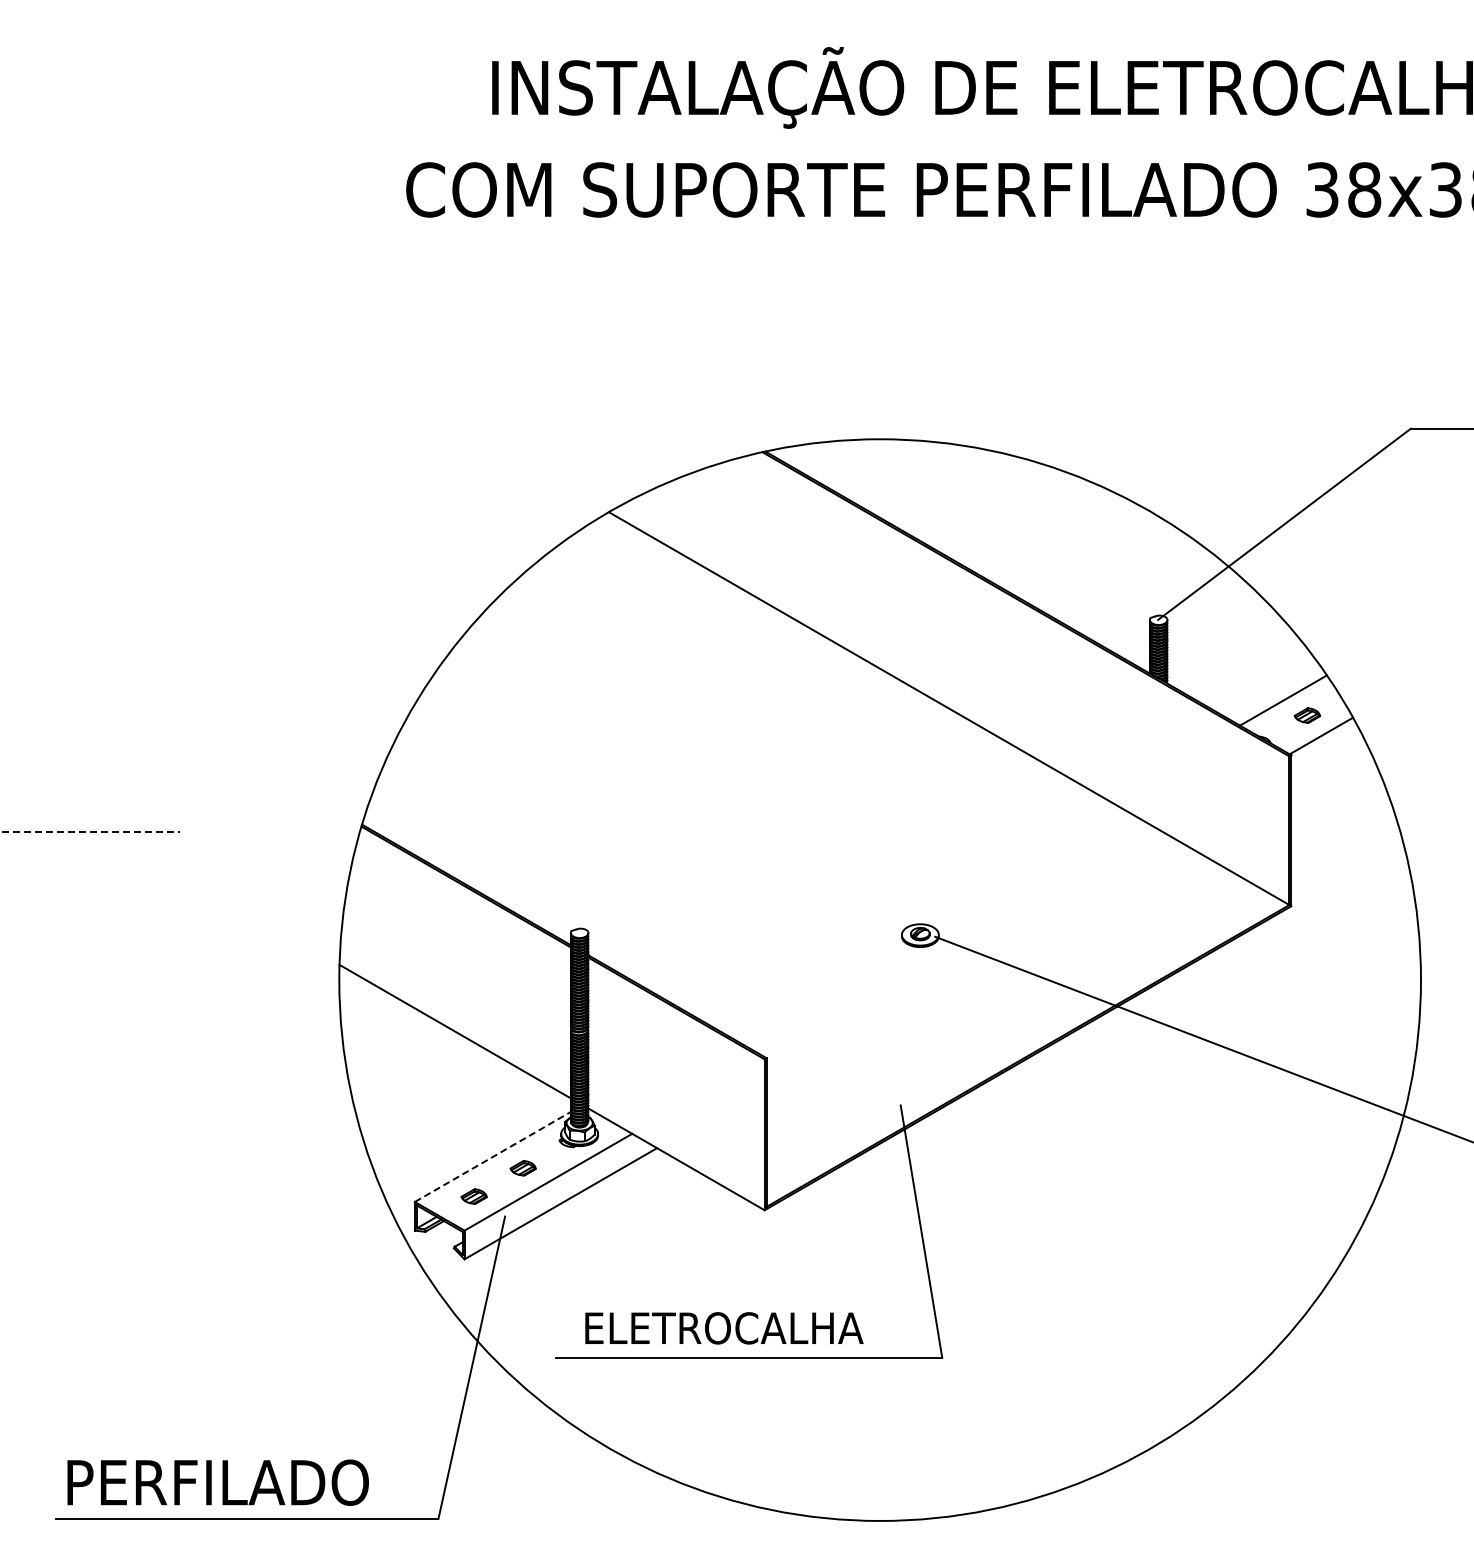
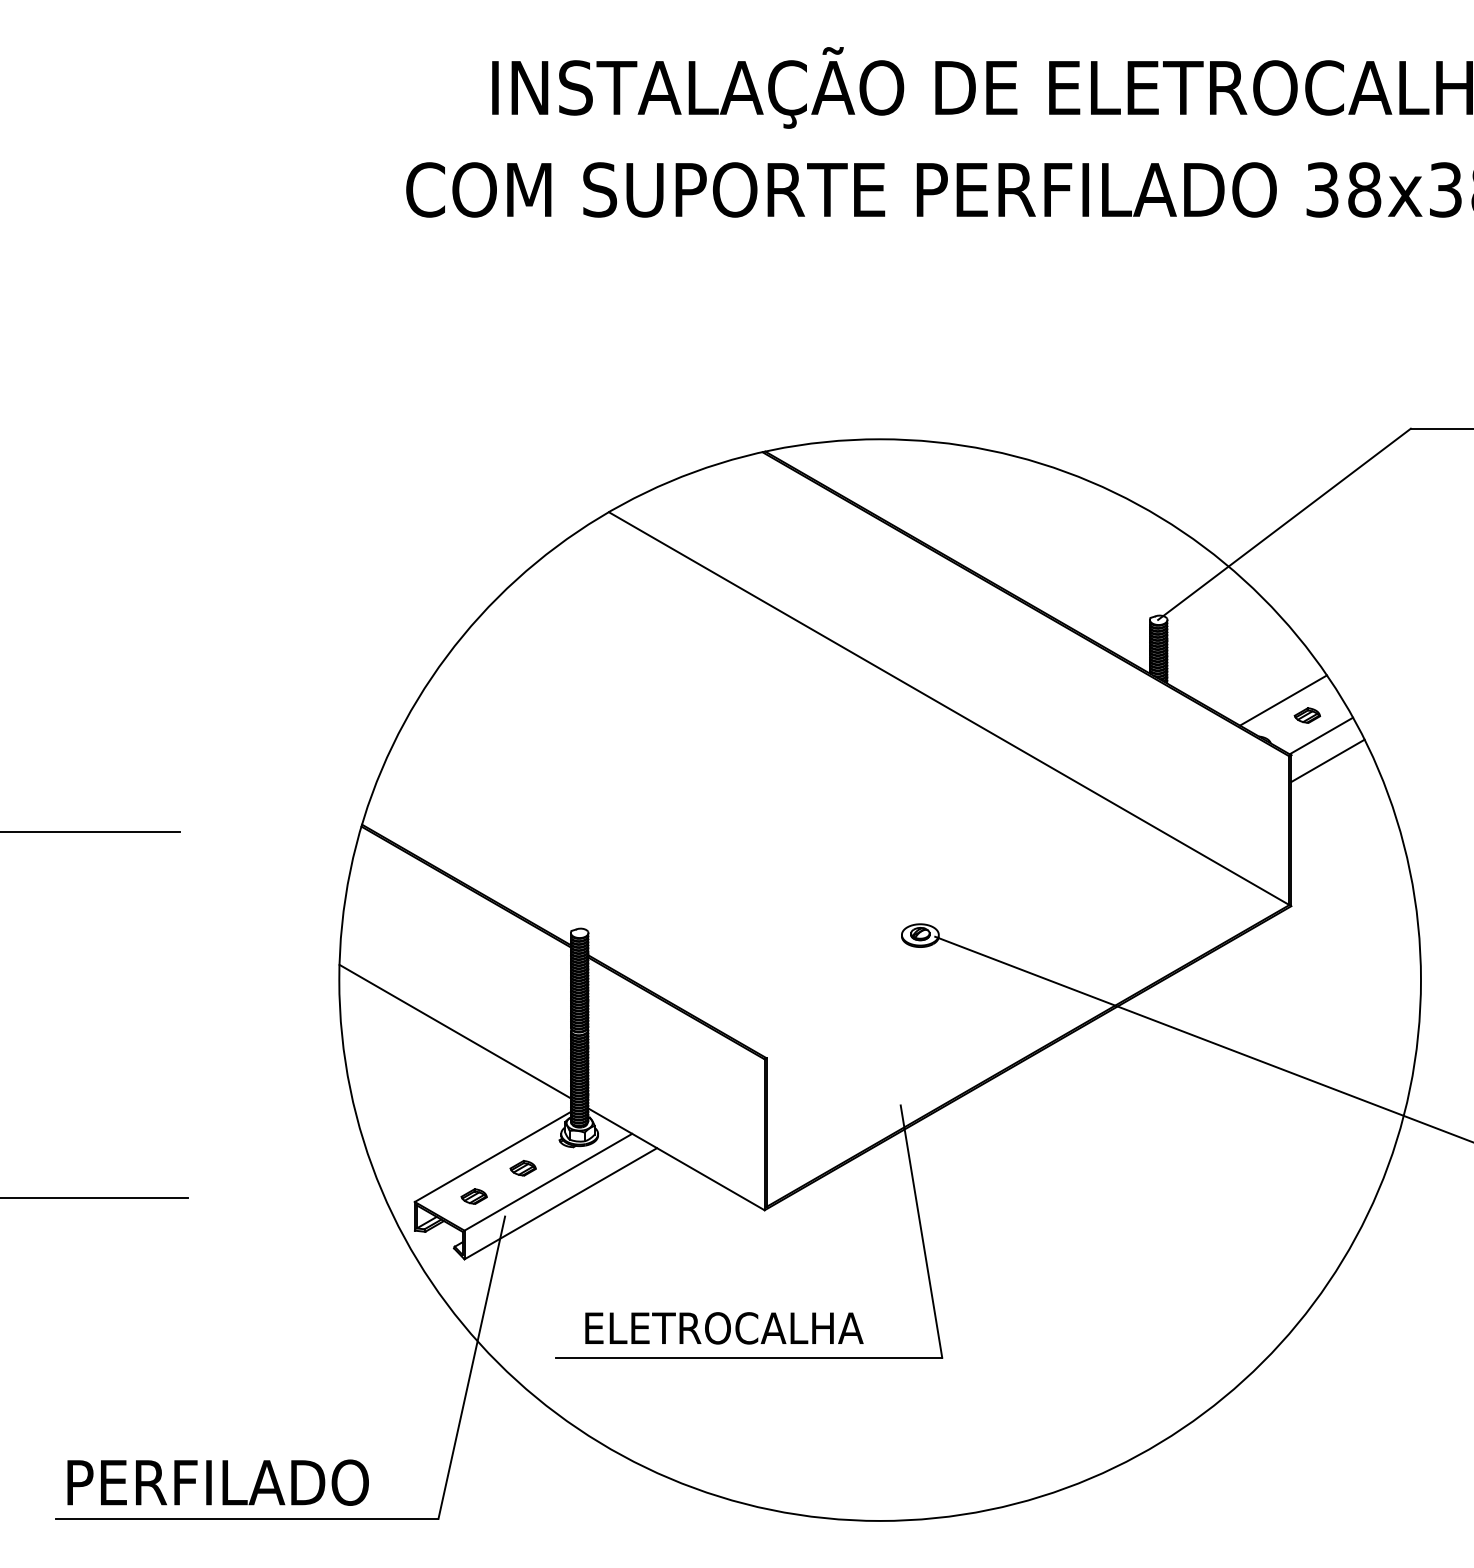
line: none -> present (1327, 760)
line: dashed -> solid (90, 832)
line: dashed -> solid (493, 1156)
line: none -> present (95, 1197)
